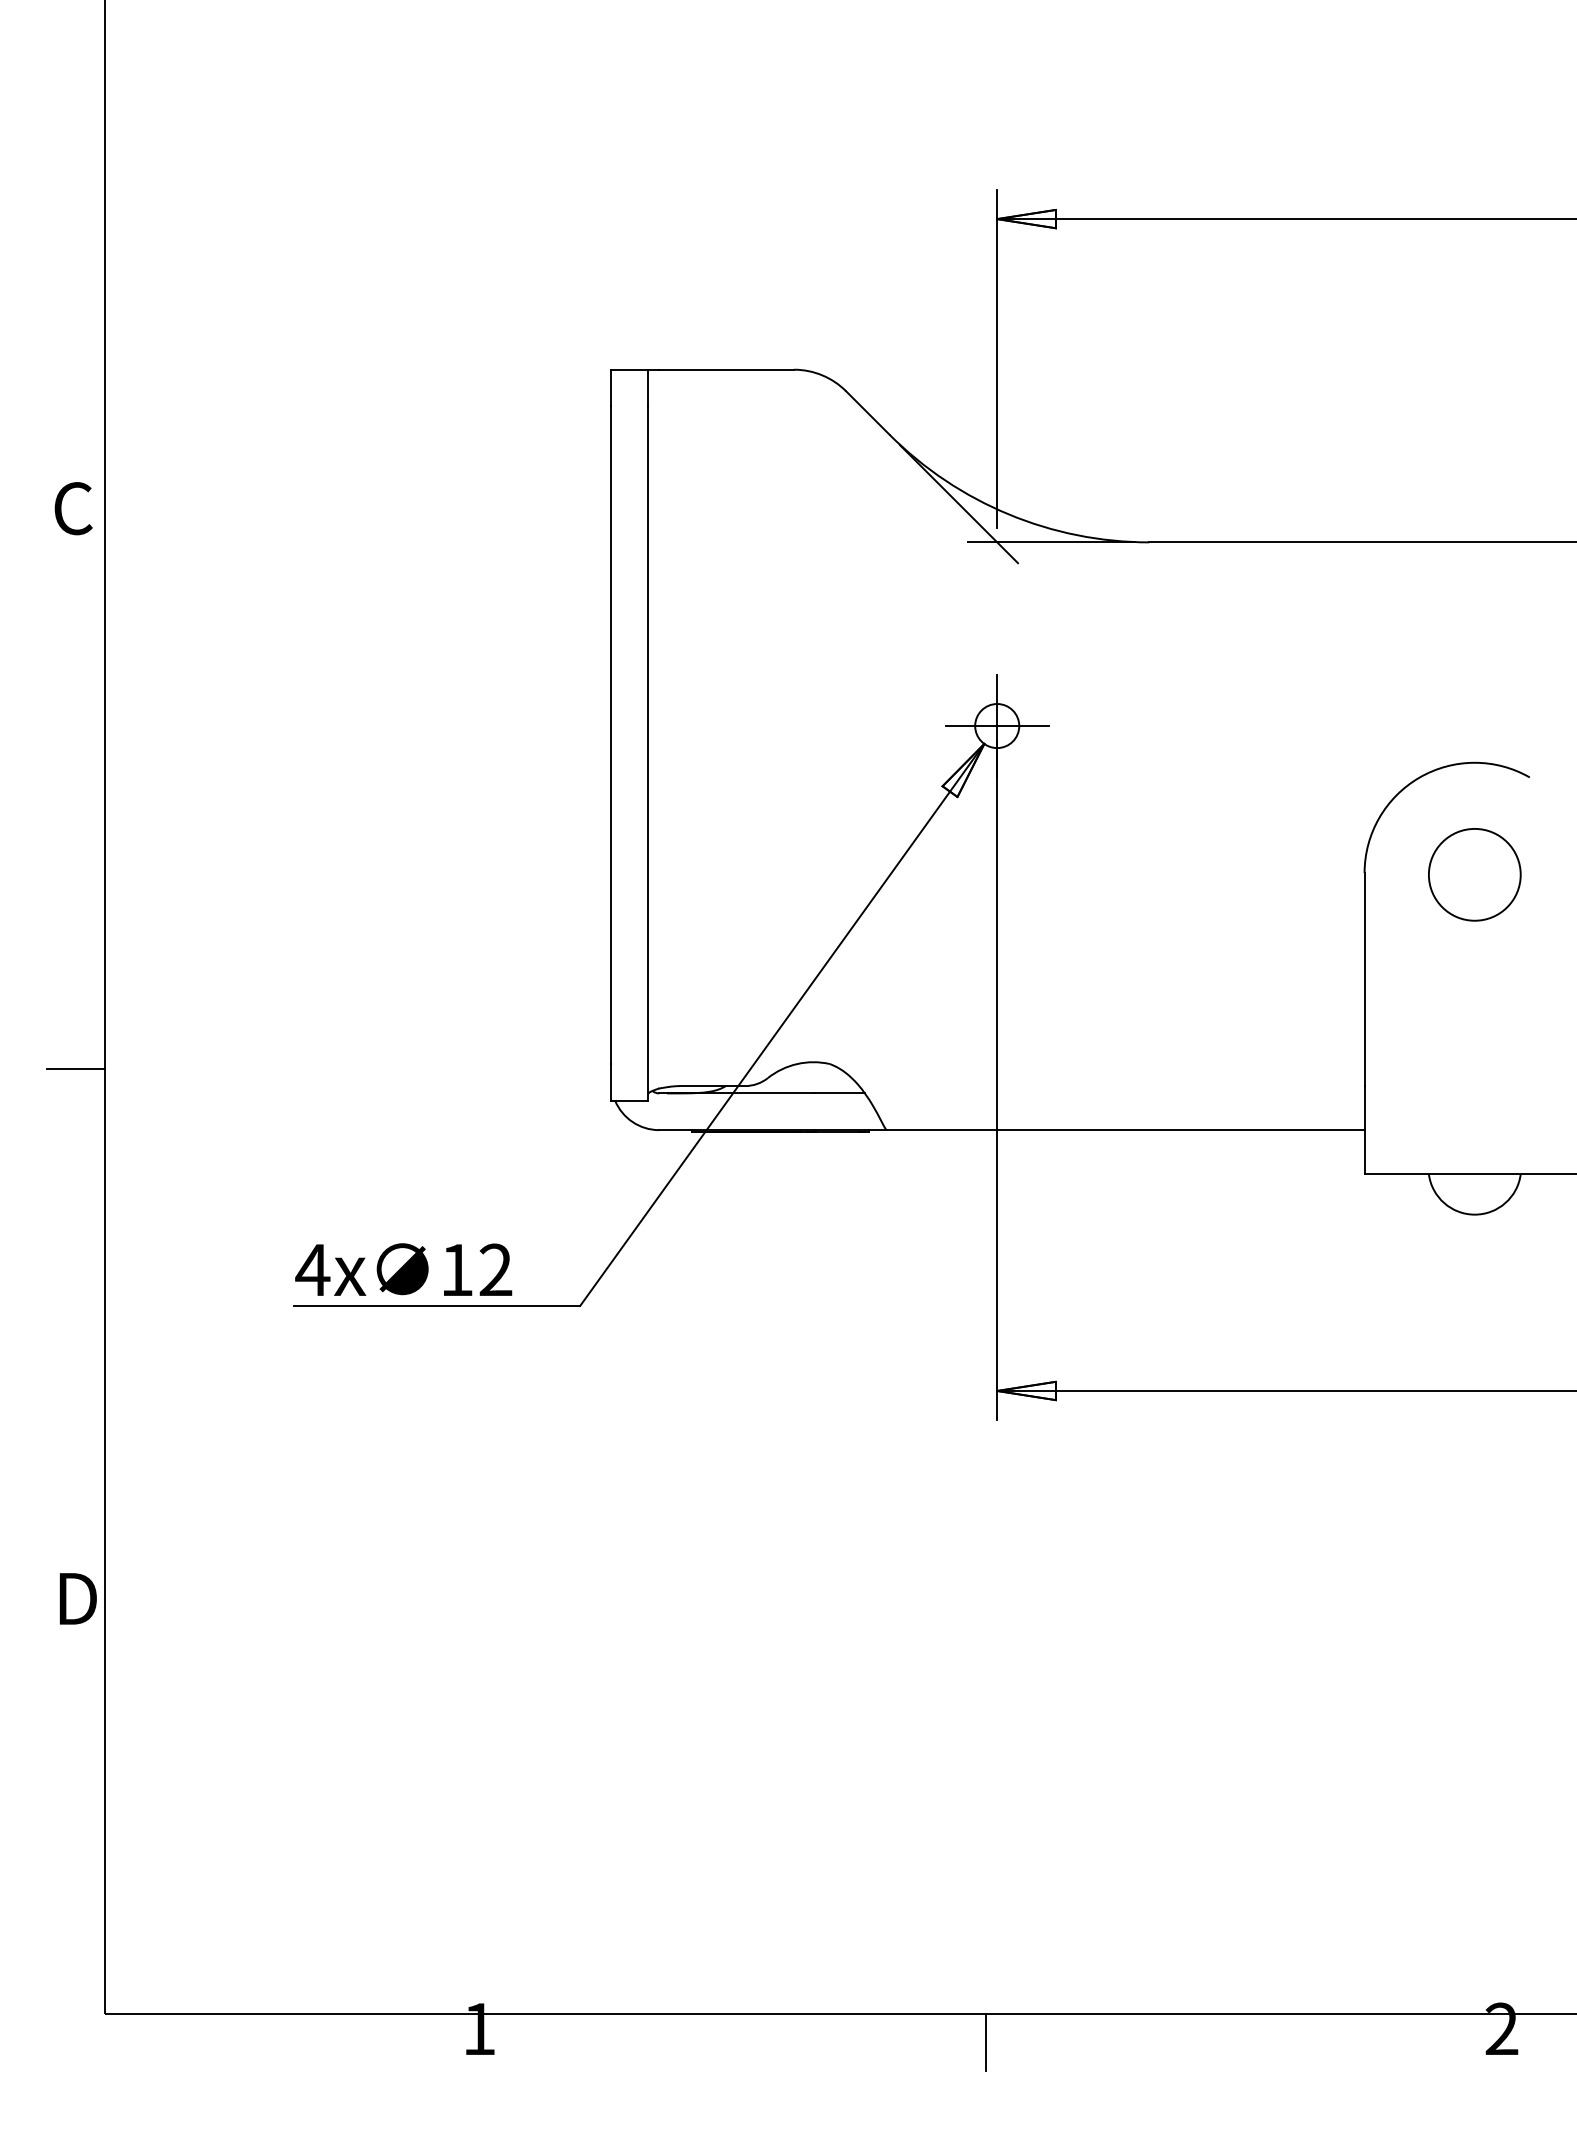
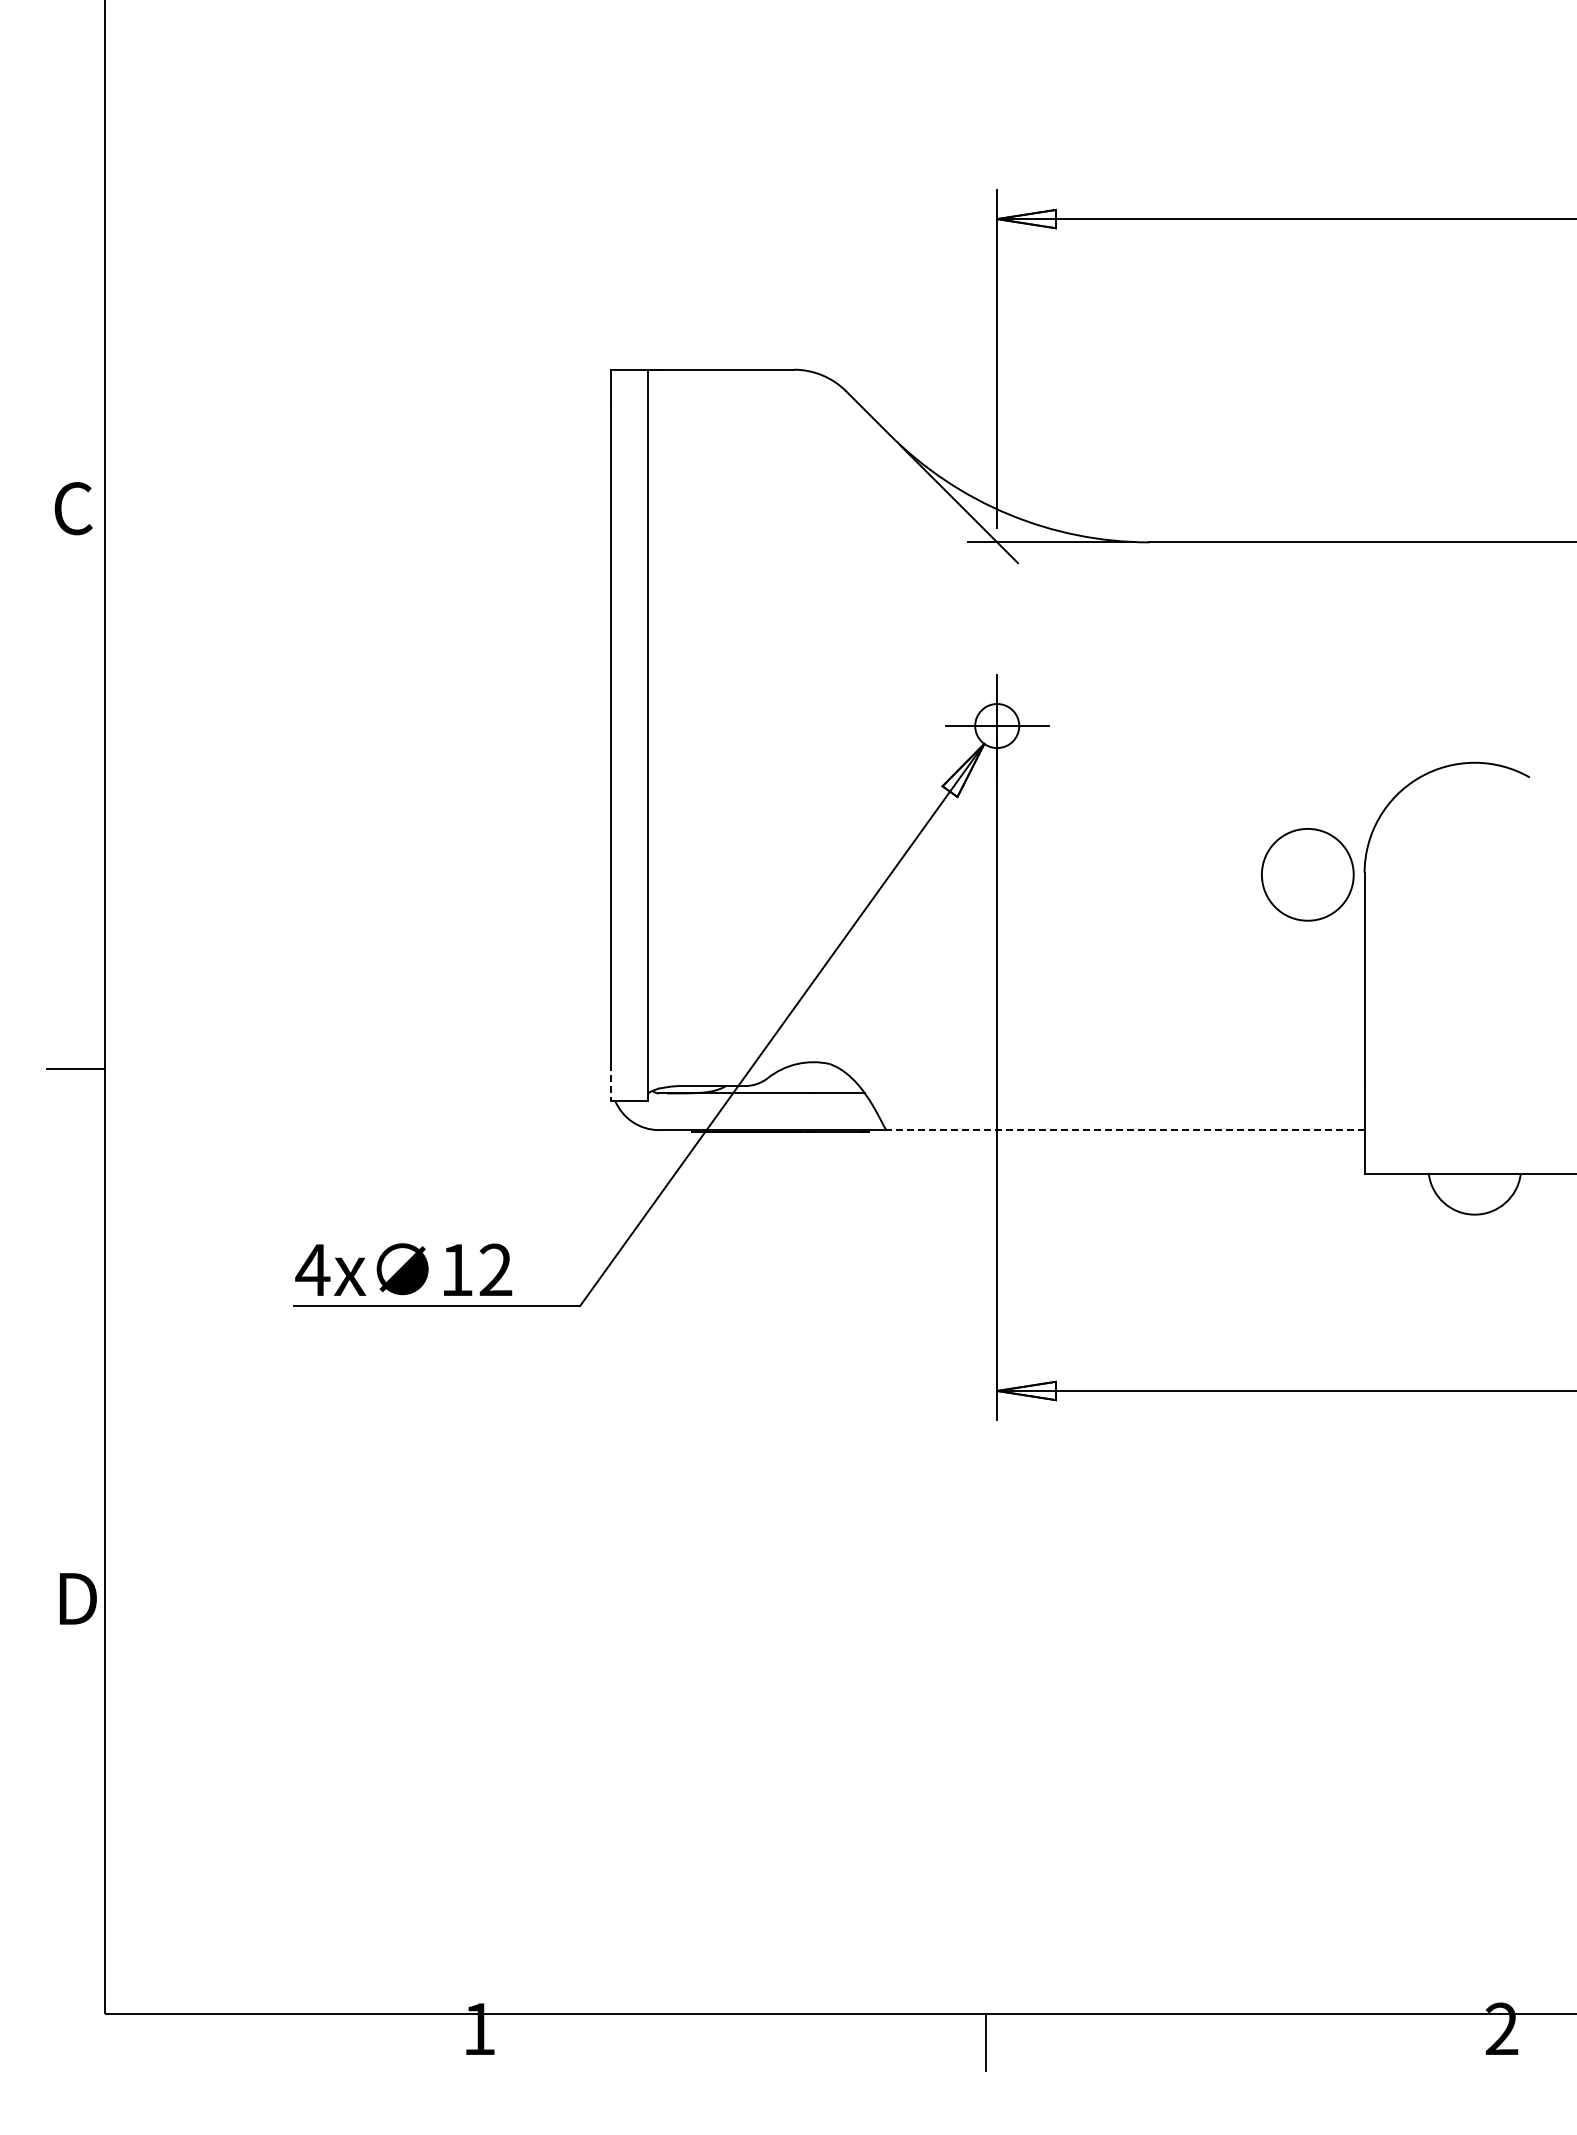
circle position: (1474, 874) -> (1307, 874) (1307, 874)
line: solid -> dashed (611, 1082)
line: solid -> dashed (1125, 1130)
